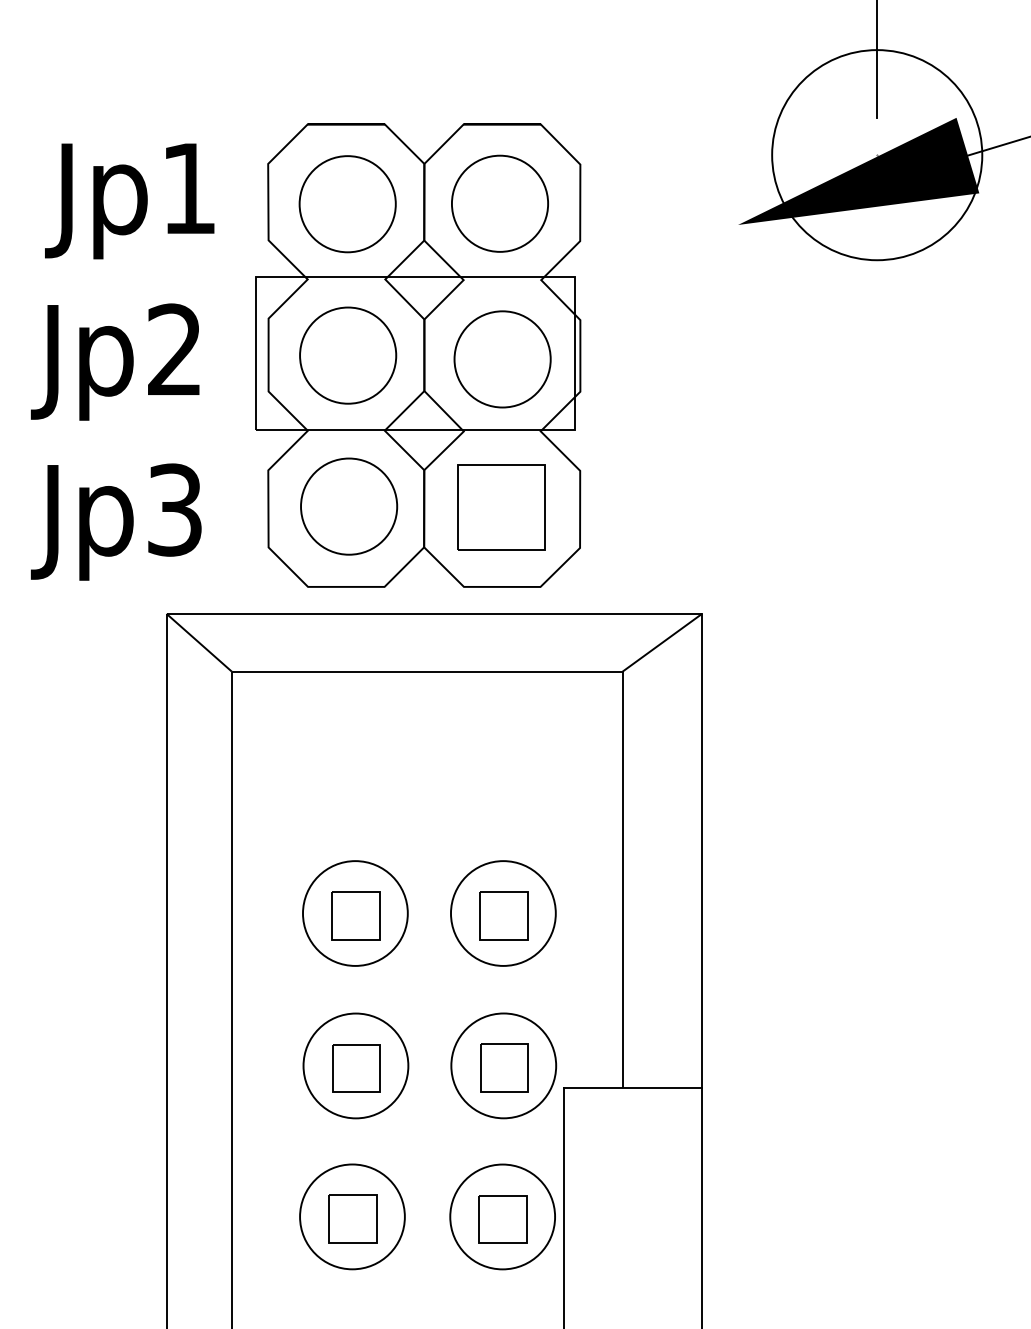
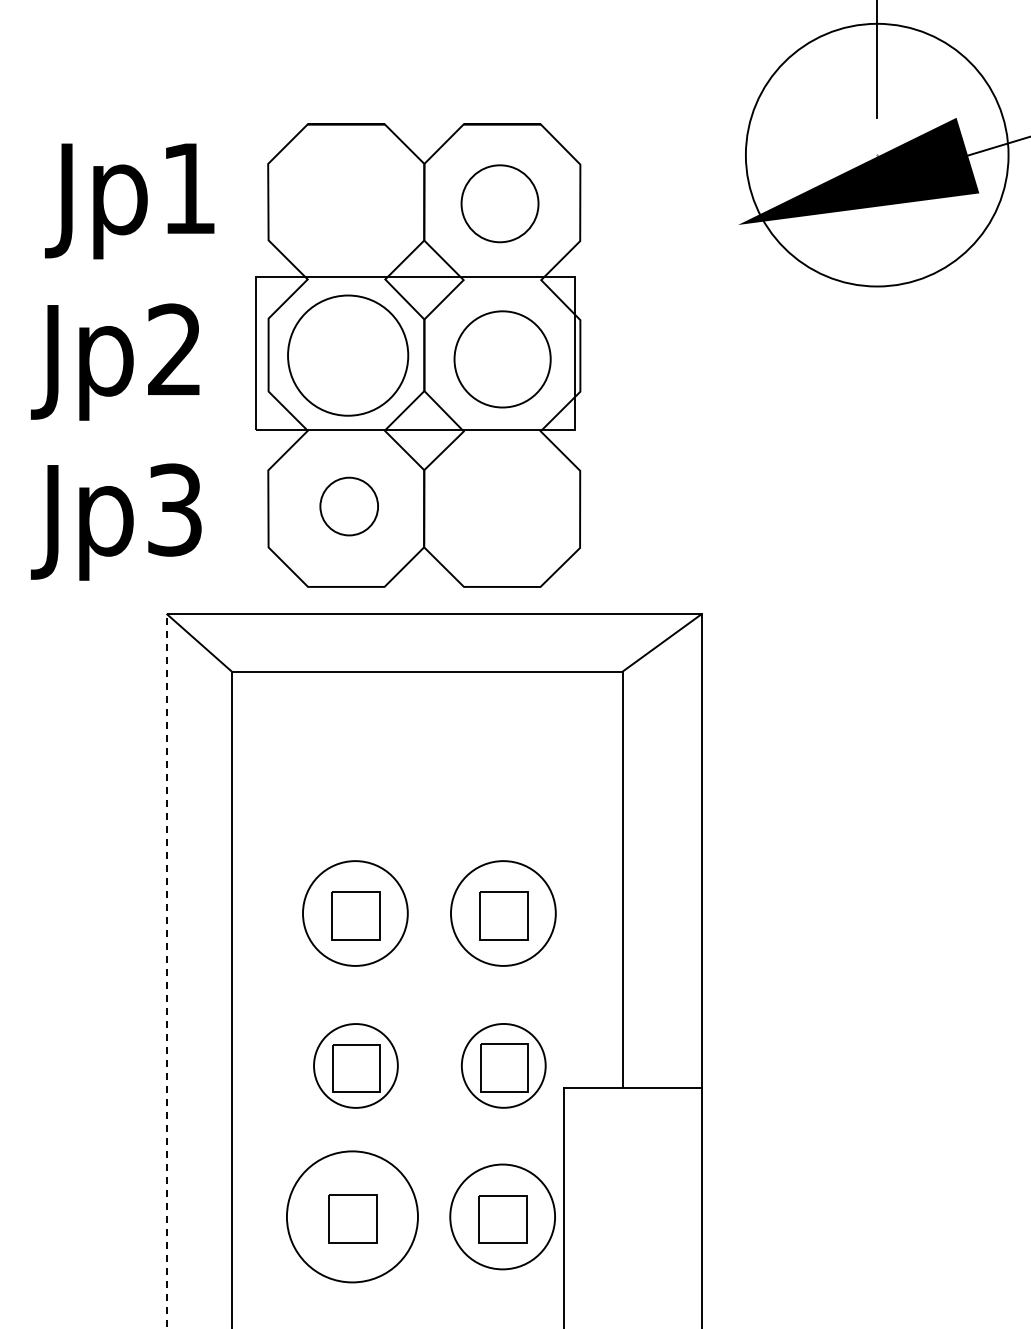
circle diameter: 210 px -> 263 px (876, 154)
circle diameter: 96 px -> 77 px (499, 203)
circle: present -> none (347, 204)
circle diameter: 96 px -> 120 px (348, 355)
circle size: 99x99 px -> 60x61 px (348, 506)
part: present -> none (501, 507)
line: solid -> dashed (166, 970)
circle diameter: 105 px -> 84 px (355, 1065)
circle diameter: 105 px -> 84 px (503, 1065)
circle diameter: 105 px -> 131 px (351, 1216)
